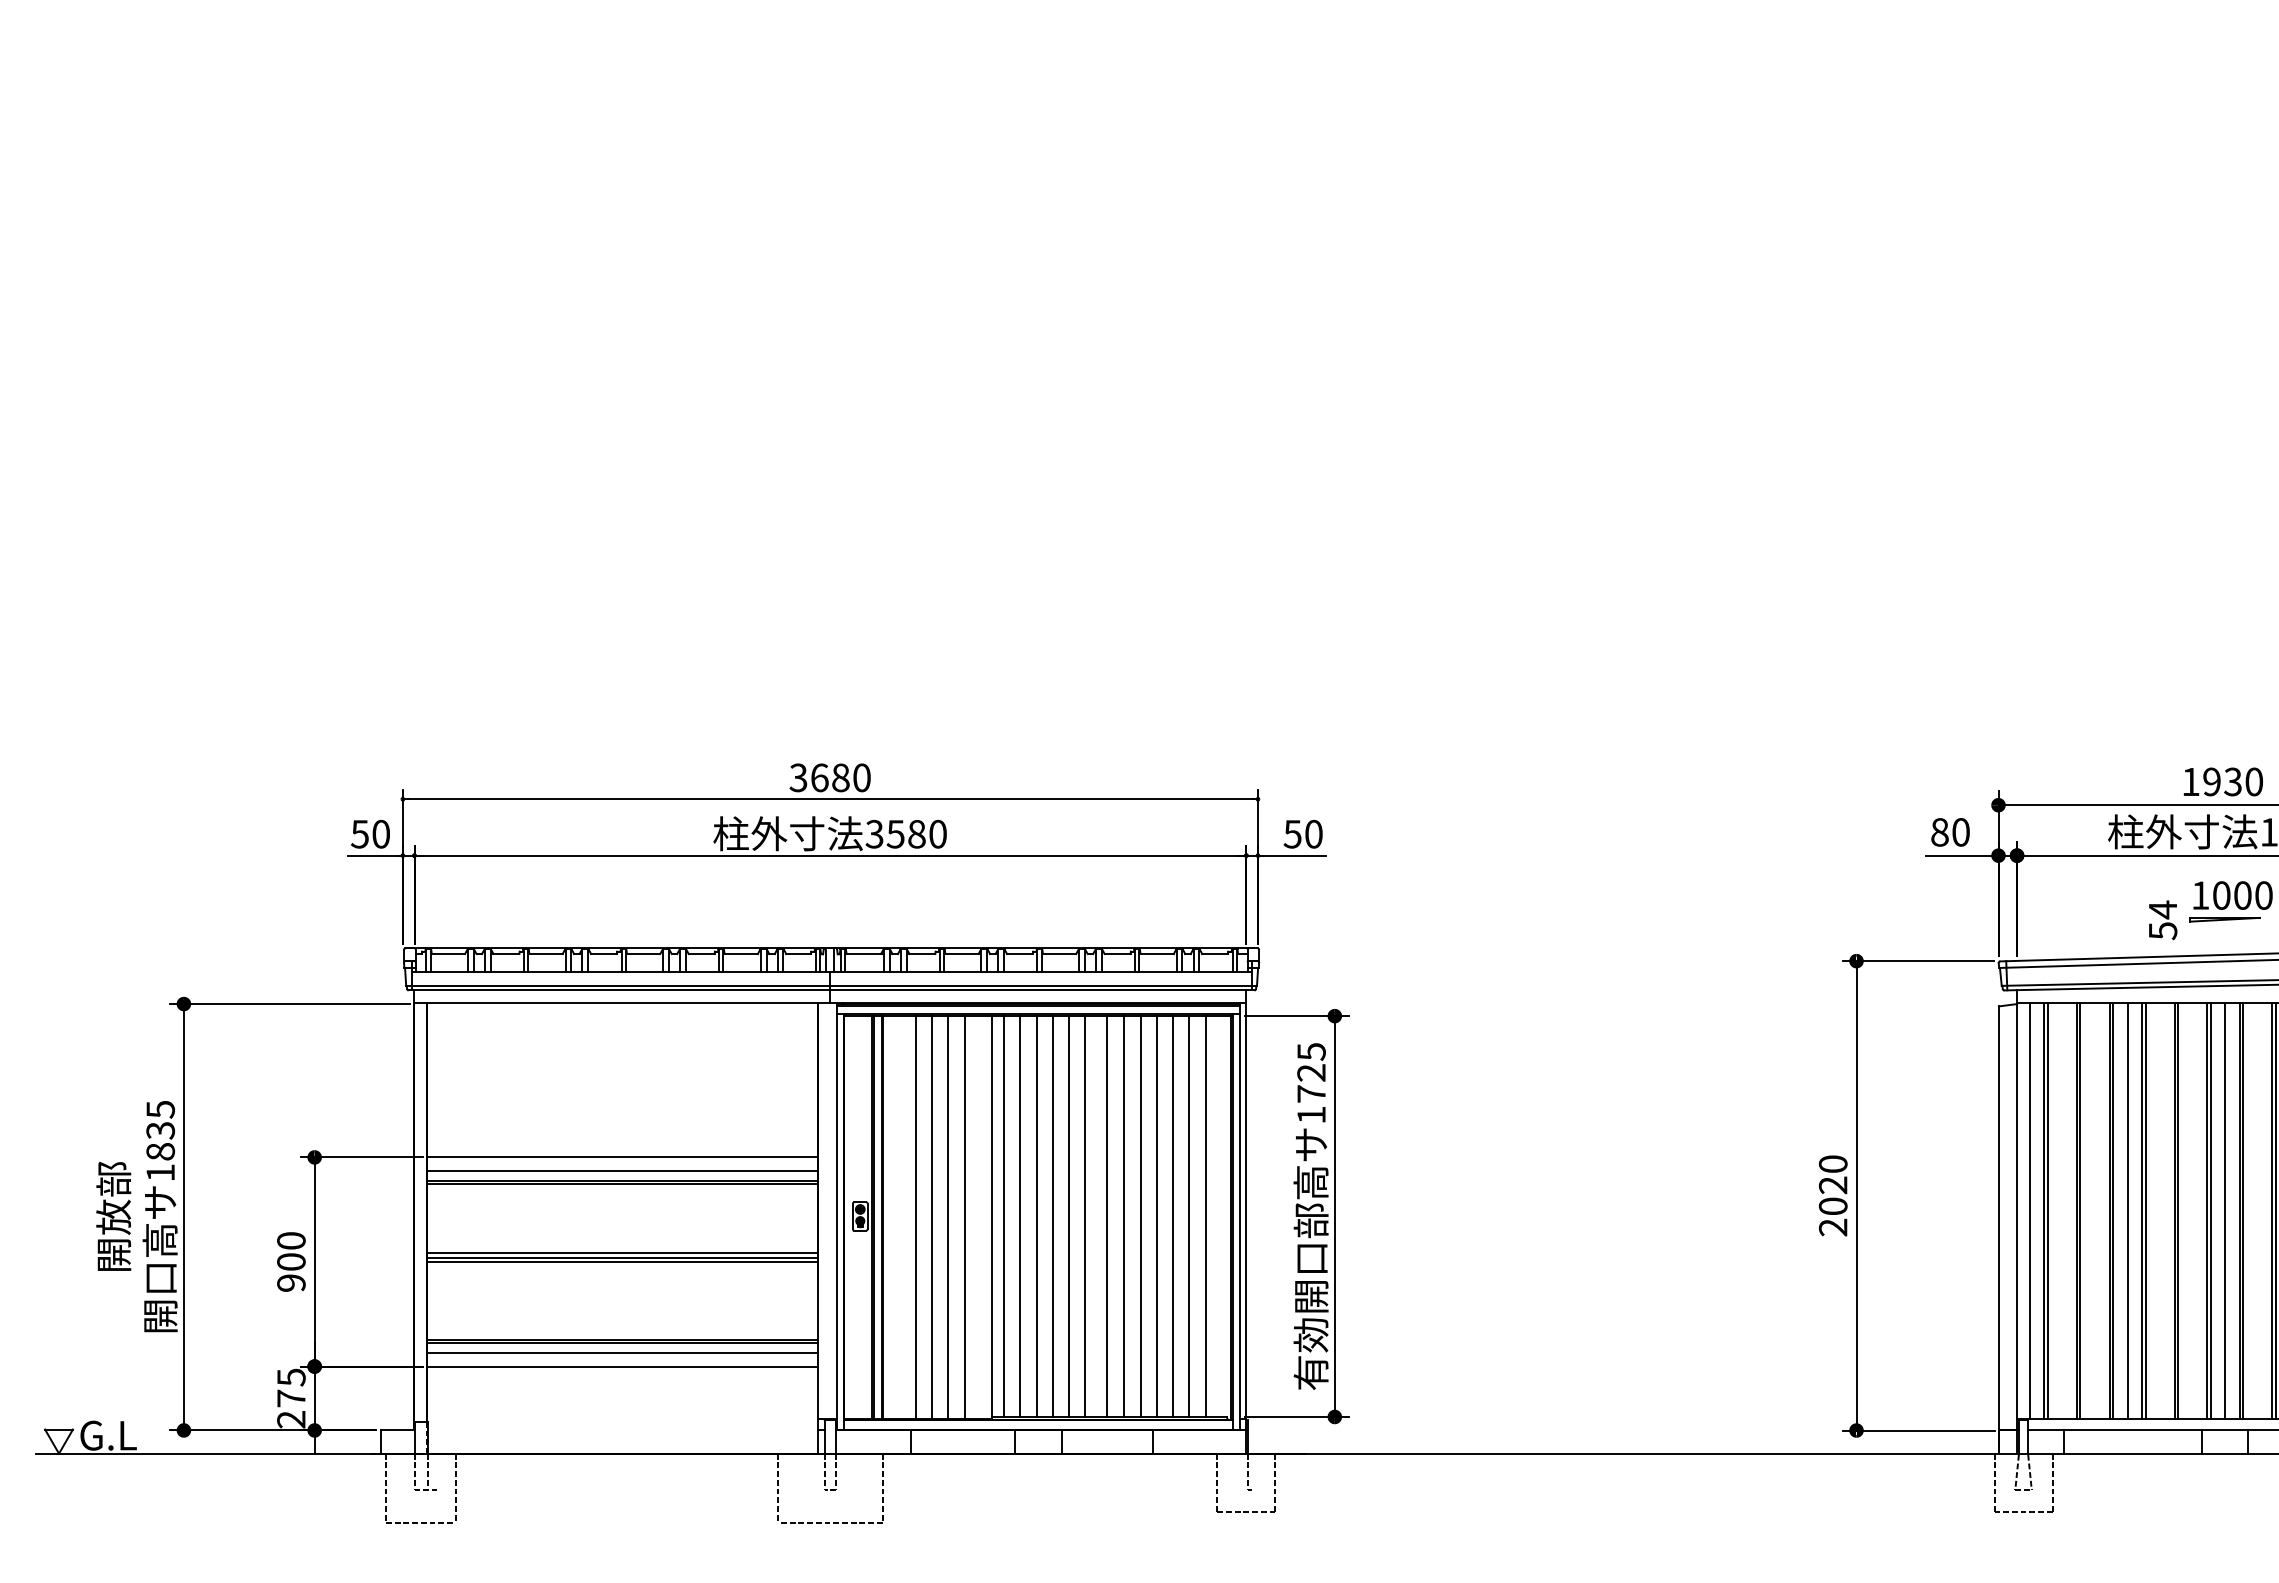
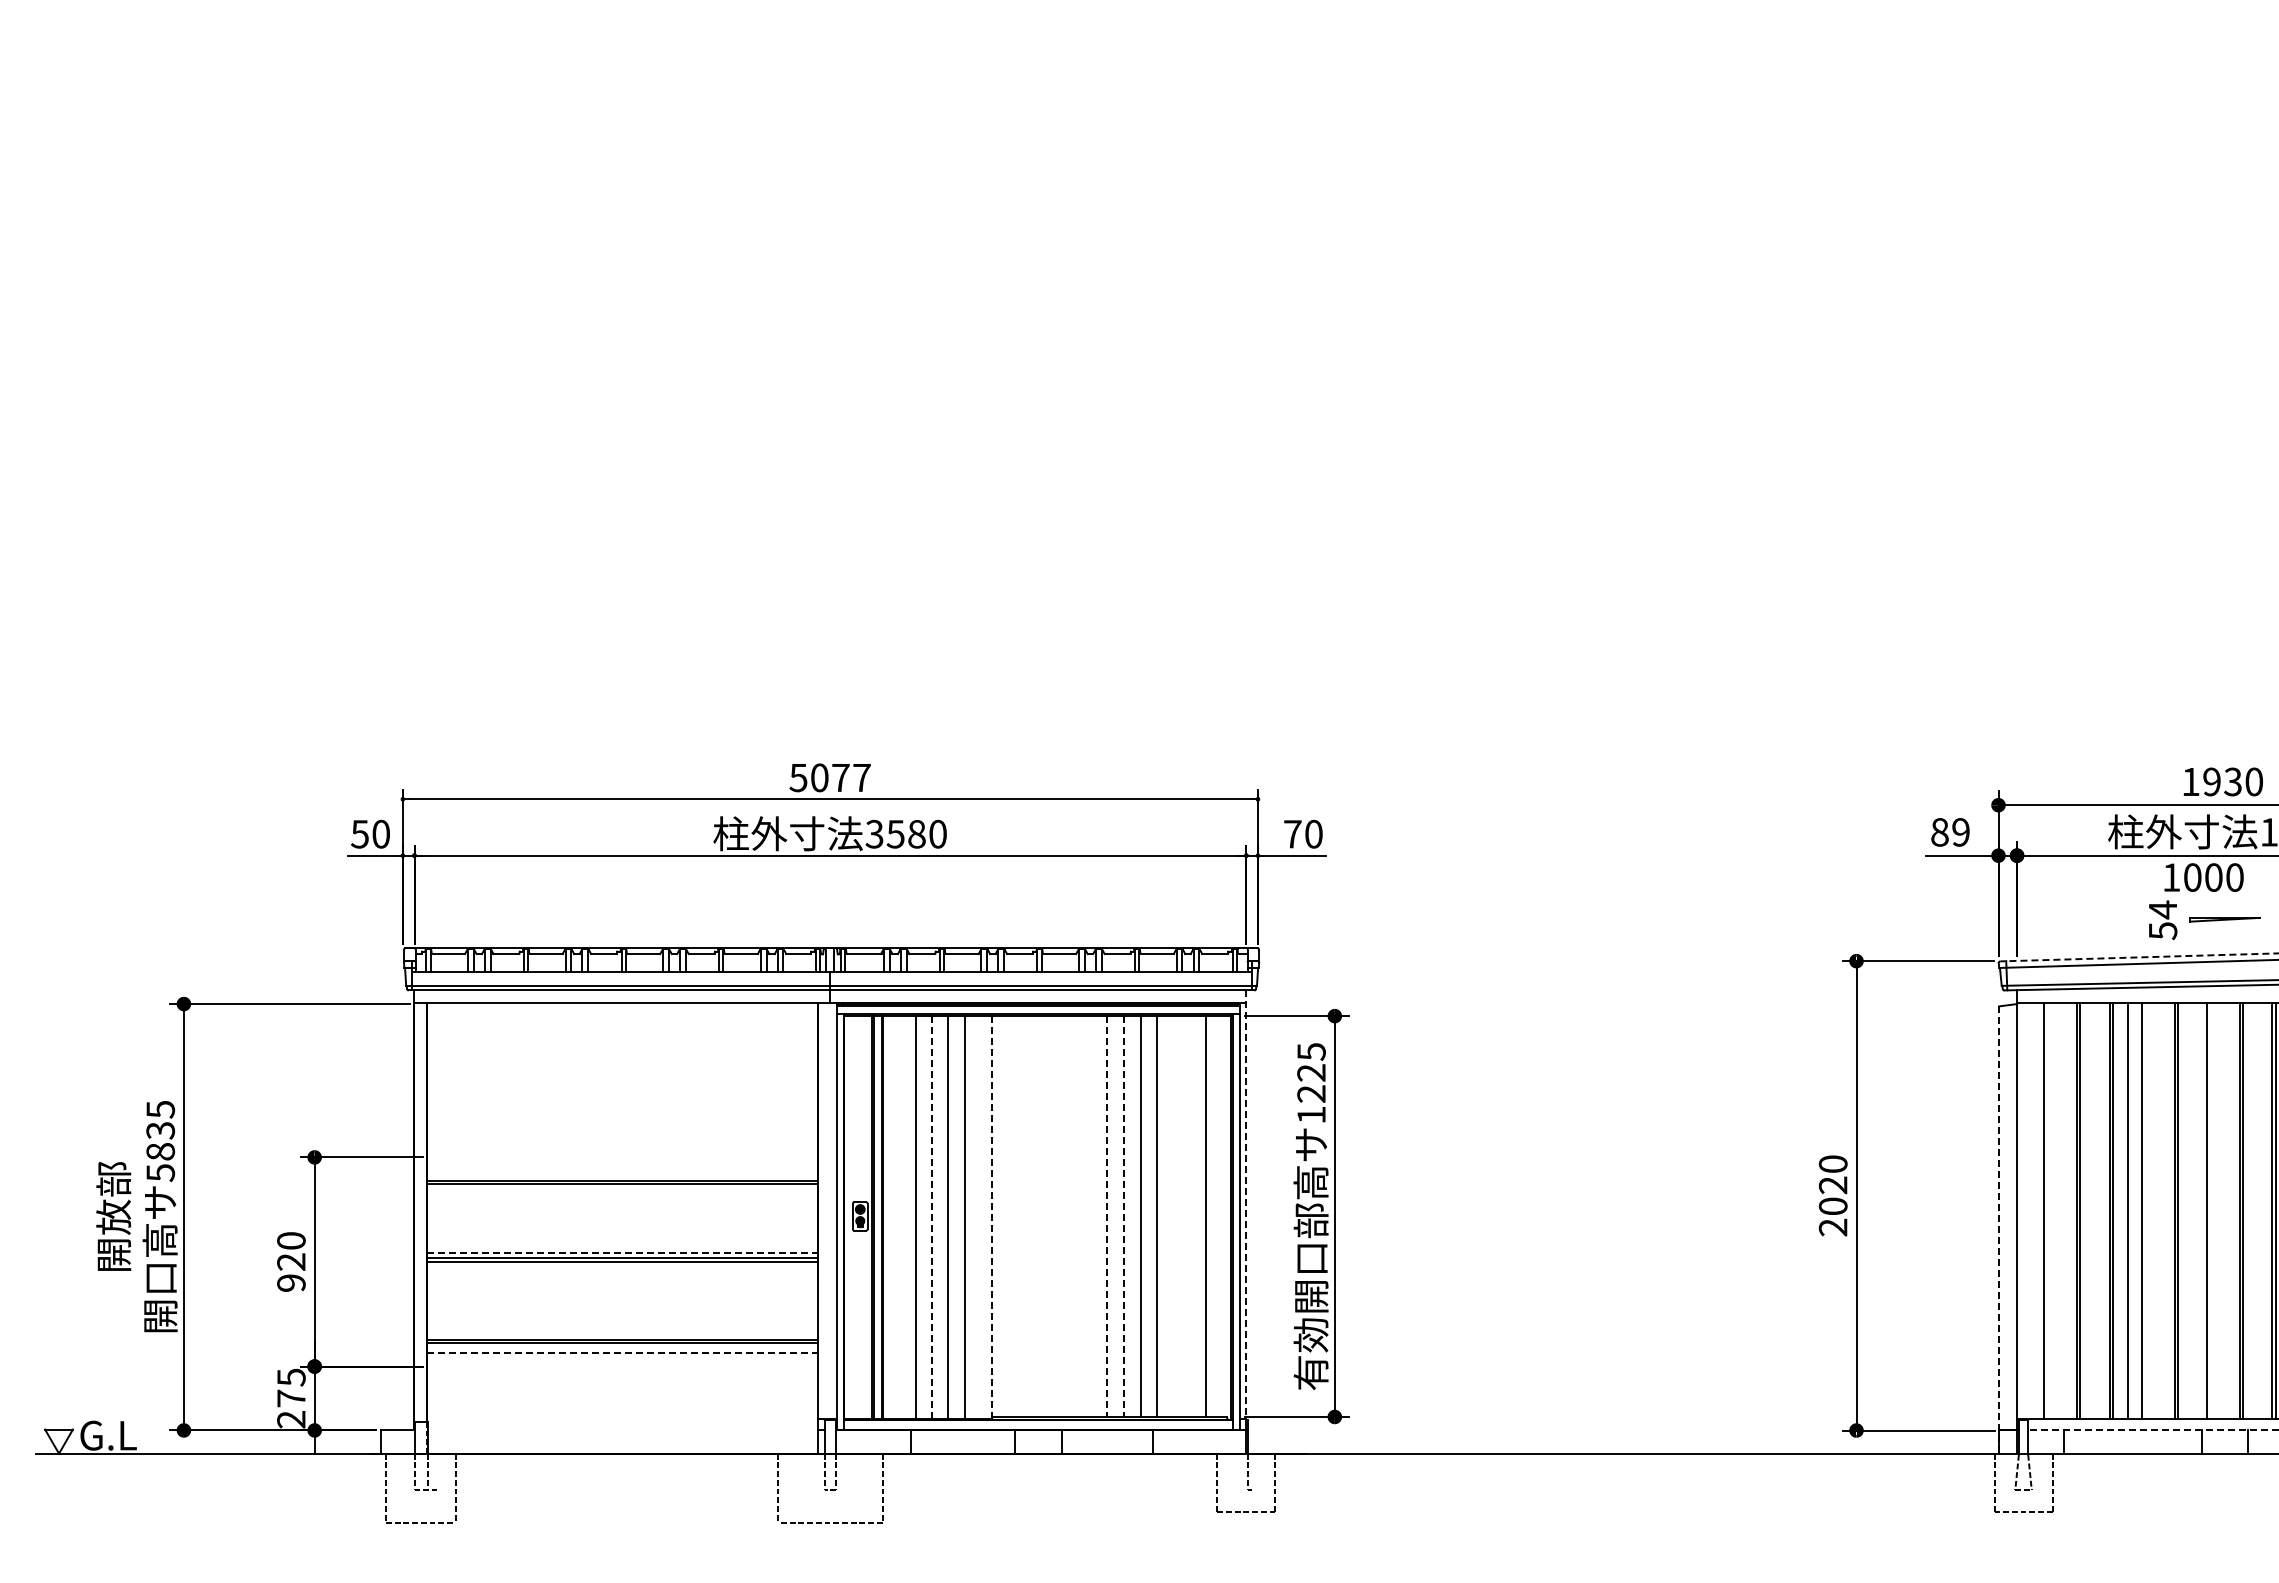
text: 3680 -> 5077 (830, 777)
text: 80 -> 89 (1960, 832)
text: 50 -> 70 (1292, 834)
text position: (2232, 895) -> (2203, 877) (2203, 877)
line: solid -> dashed (2138, 957)
text: 1725 -> 1225 (1311, 1093)
line: present -> none (622, 1157)
line: present -> none (622, 1170)
text: 1835 -> 5835 (160, 1173)
line: solid -> dashed (1246, 1205)
line: present -> none (2029, 1210)
line: present -> none (2047, 1210)
line: present -> none (2145, 1210)
line: present -> none (2210, 1210)
line: present -> none (2225, 1210)
line: present -> none (1004, 1216)
line: present -> none (1020, 1216)
line: present -> none (1036, 1216)
line: present -> none (1052, 1216)
line: present -> none (1069, 1216)
line: present -> none (1085, 1216)
line: present -> none (1173, 1216)
line: present -> none (1189, 1216)
line: solid -> dashed (1106, 1217)
line: solid -> dashed (1124, 1217)
line: solid -> dashed (932, 1218)
line: solid -> dashed (992, 1218)
line: solid -> dashed (1999, 1230)
line: solid -> dashed (622, 1252)
text: 900 -> 920 (291, 1261)
line: solid -> dashed (622, 1353)
line: present -> none (622, 1366)
line: solid -> dashed (2153, 1430)
